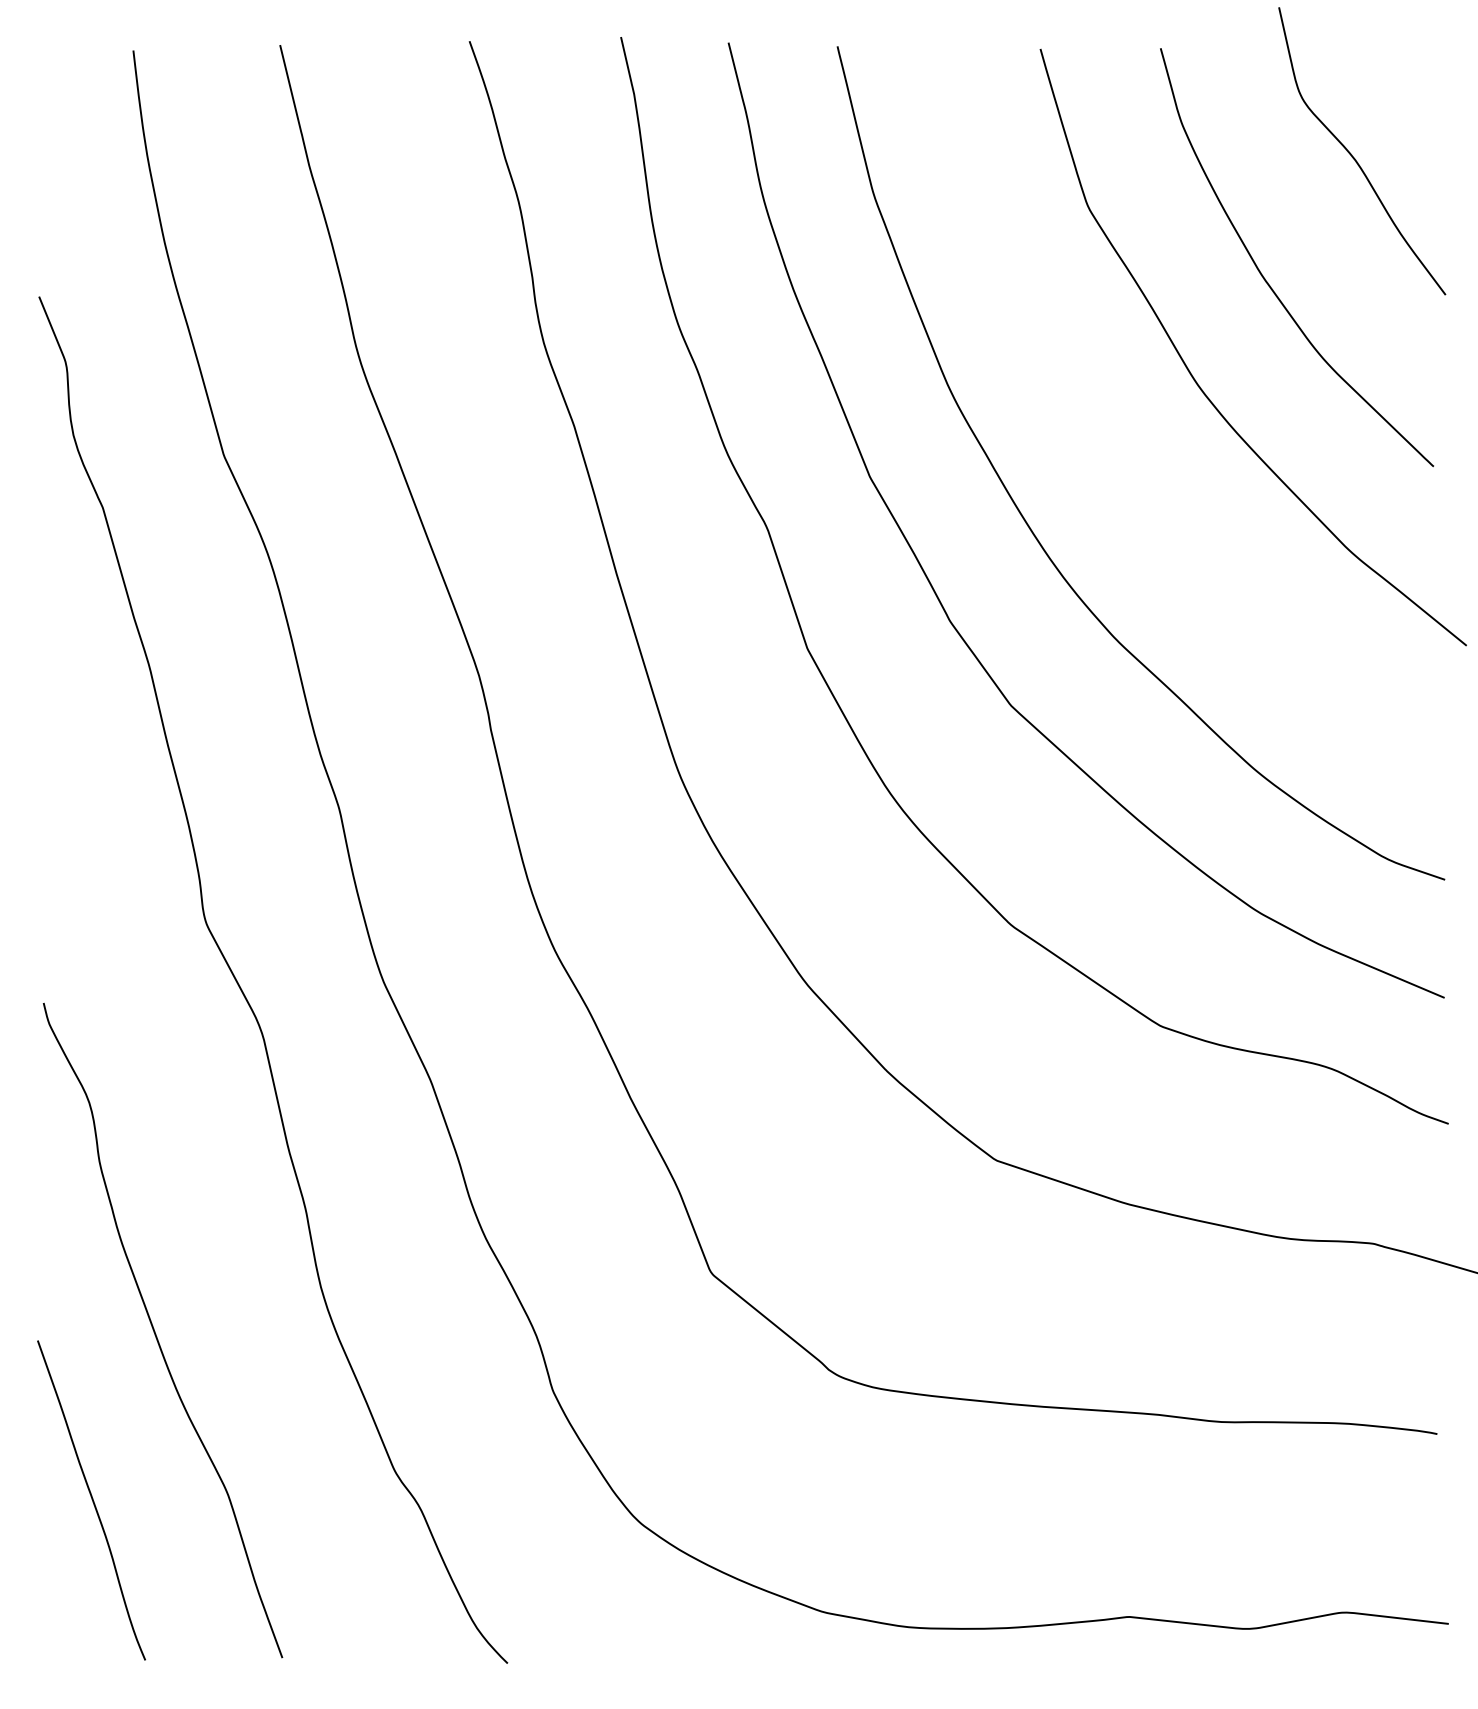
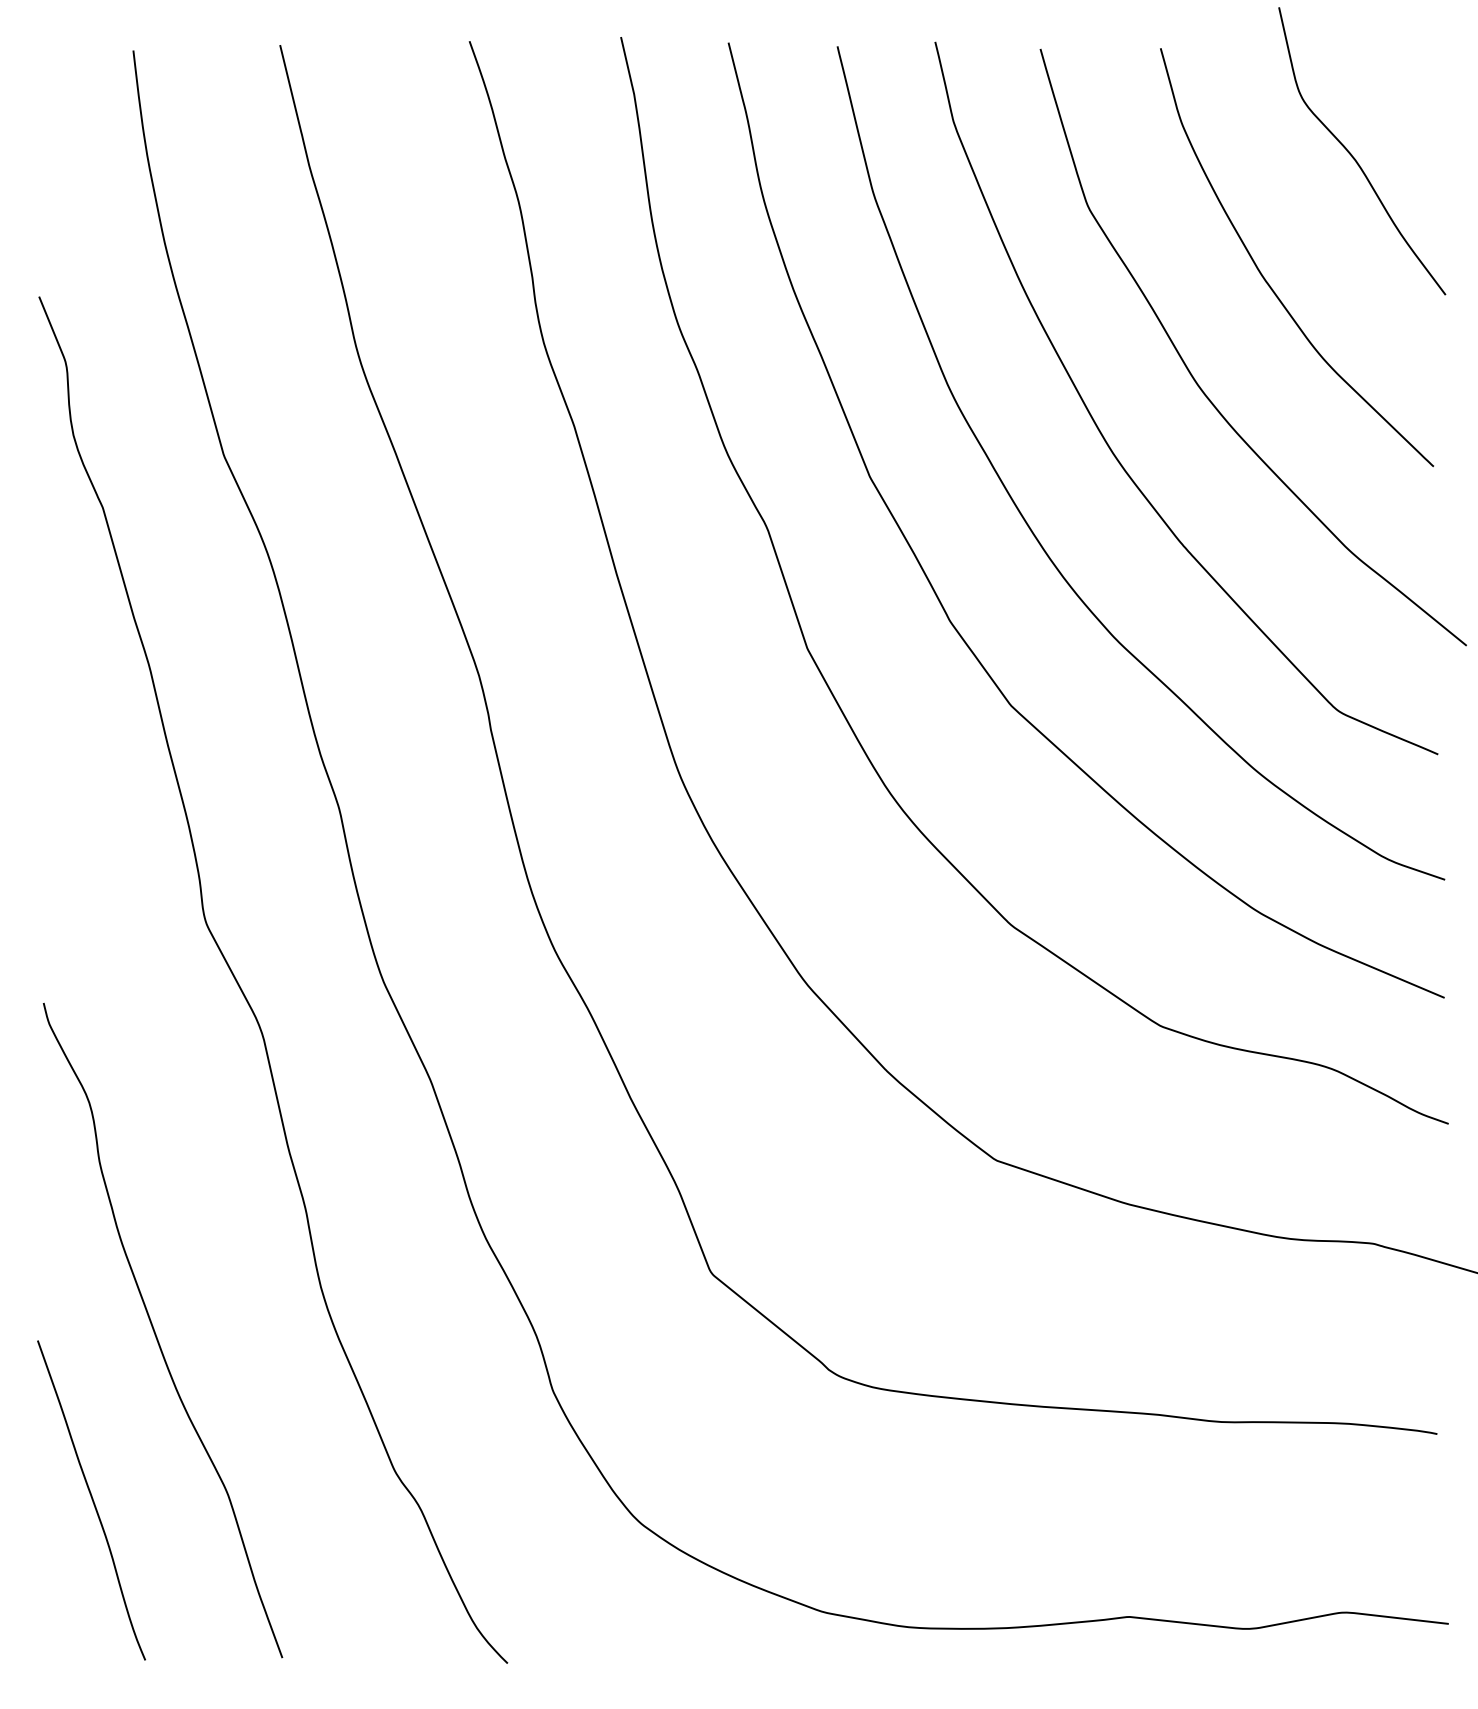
curve: none -> present (1108, 443)
